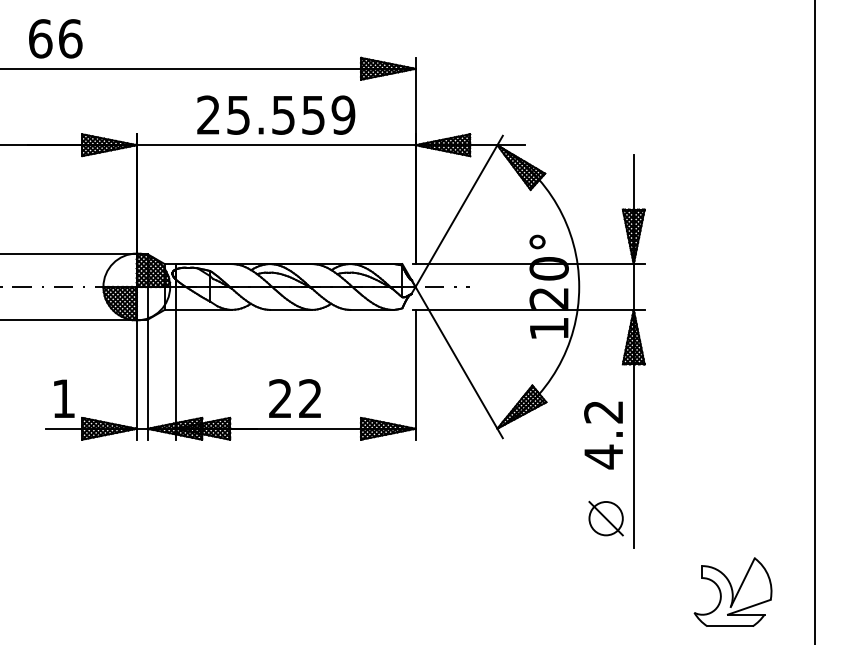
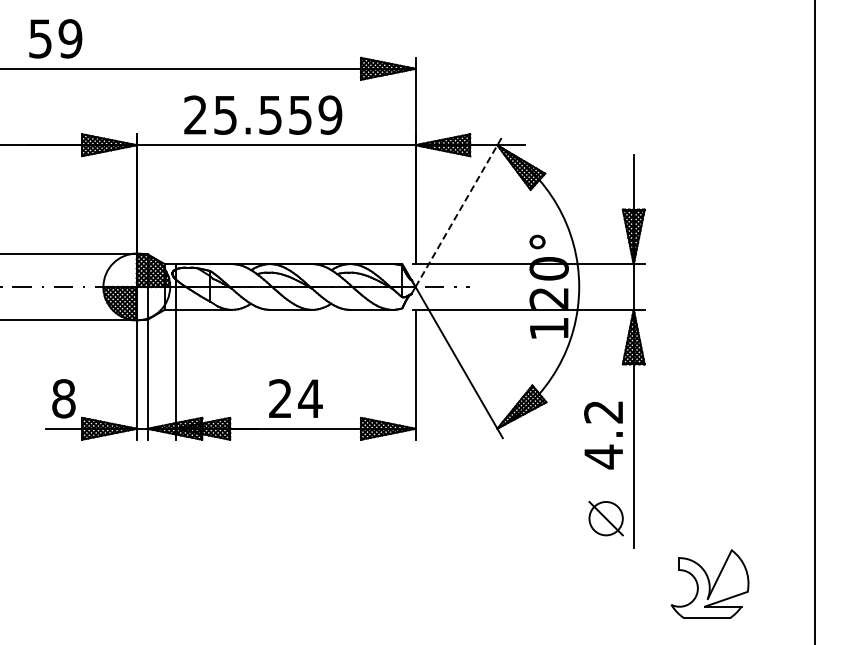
text: 66 -> 59 (55, 38)
text position: (276, 114) -> (263, 114) (263, 114)
line: solid -> dashed (459, 210)
text: 1 -> 8 (63, 398)
text: 22 -> 24 (310, 398)
part position: (732, 591) -> (709, 583) (709, 583)
